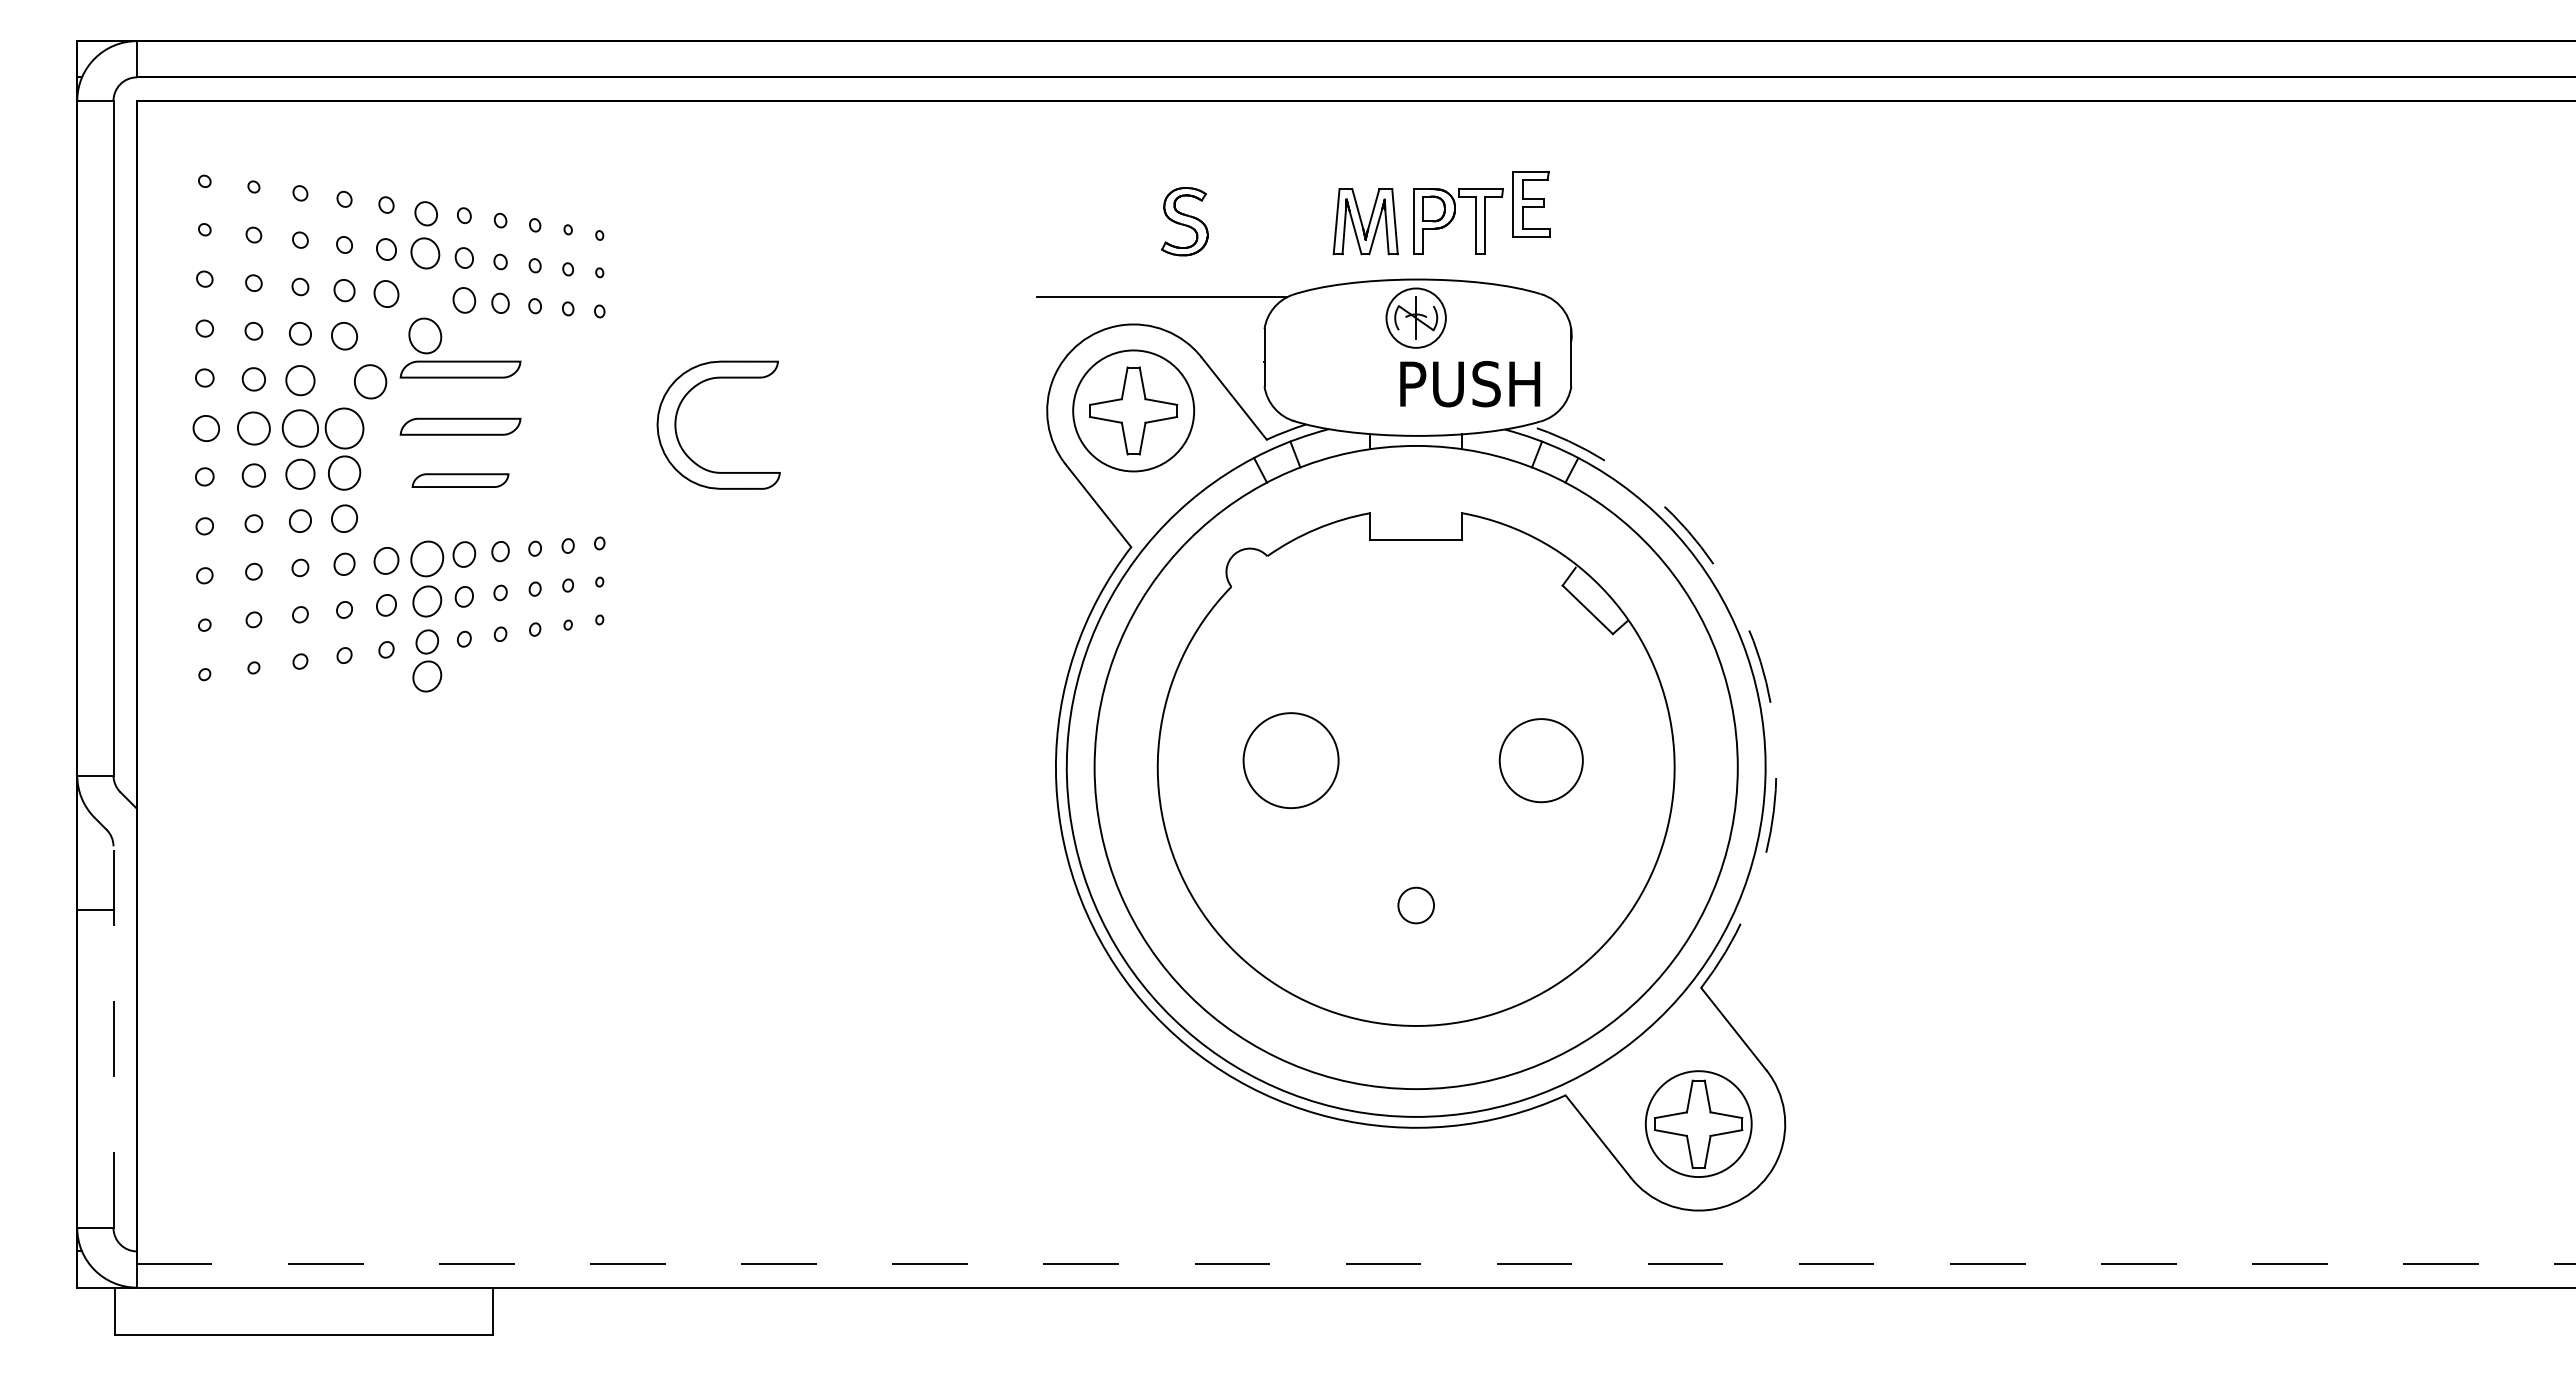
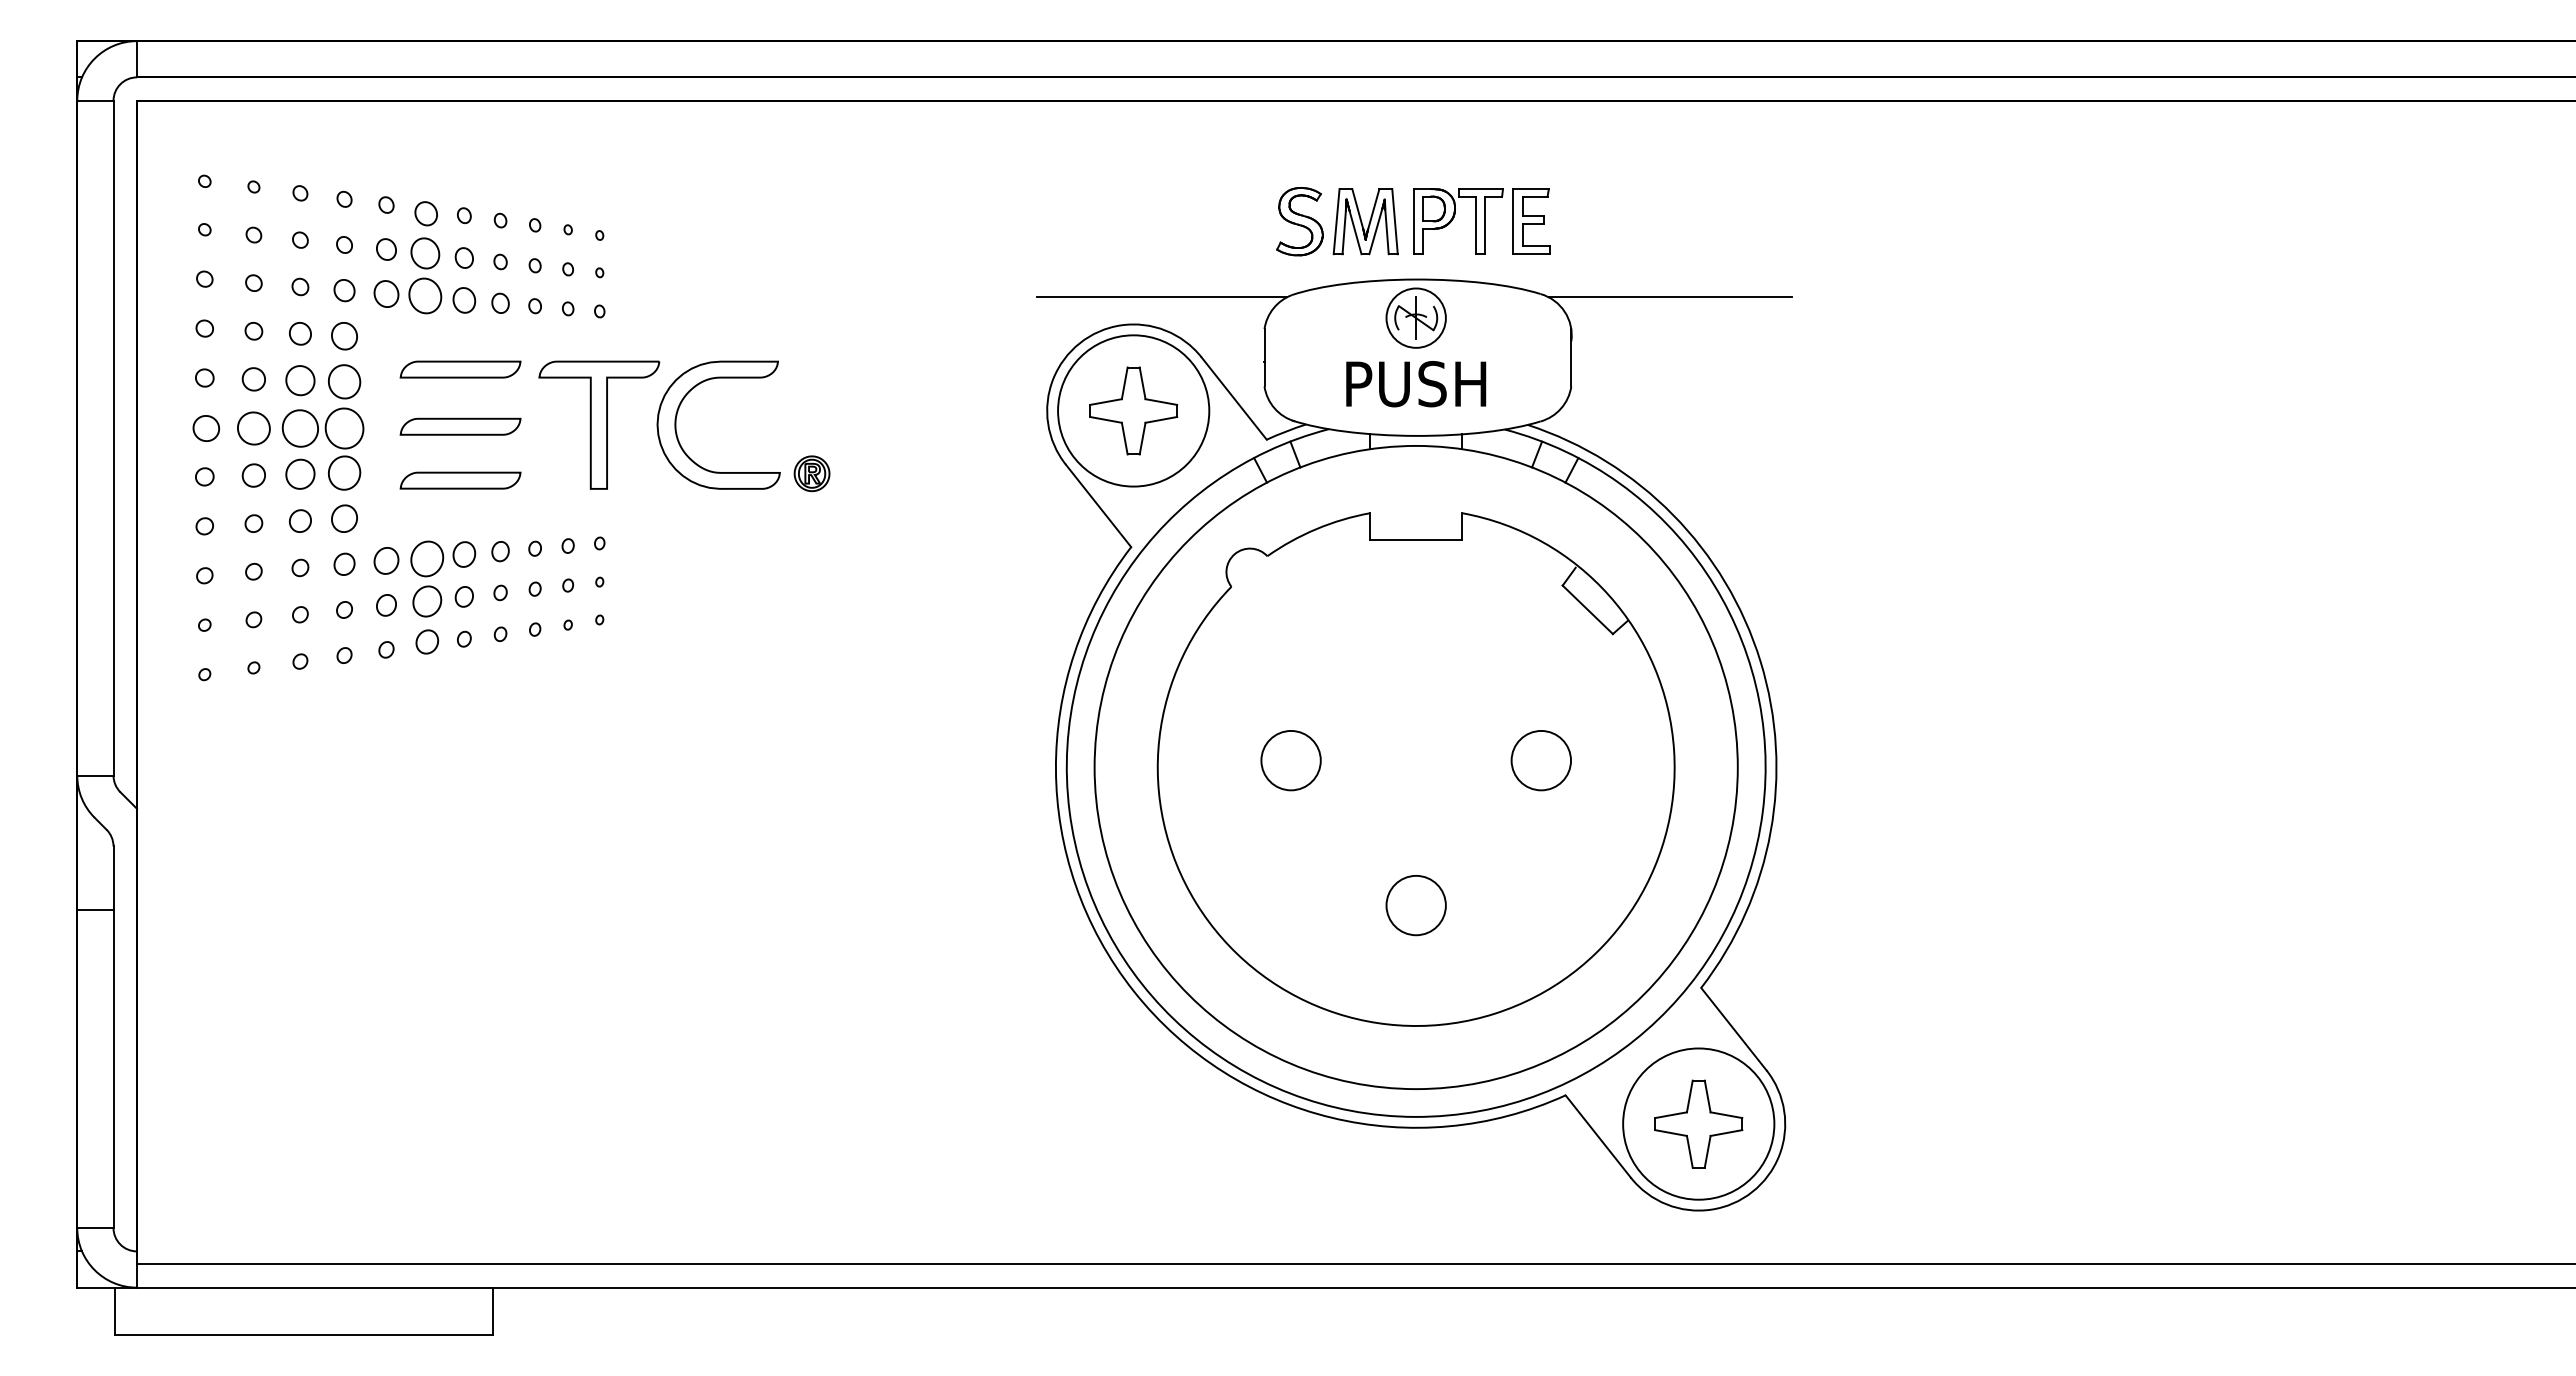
part position: (1531, 204) -> (1531, 221) (1531, 221)
part position: (1184, 221) -> (1299, 221) (1299, 221)
line: none -> present (1670, 297)
part position: (425, 335) -> (425, 295) (425, 295)
part position: (370, 381) -> (344, 381) (344, 381)
text position: (1470, 384) -> (1416, 384) (1416, 384)
circle diameter: 121 px -> 151 px (1133, 410)
part: none -> present (599, 424)
part: none -> present (811, 473)
part size: 99x15 px -> 123x19 px (460, 480)
arc: dashed -> solid (1760, 661)
part: present -> none (427, 676)
circle diameter: 95 px -> 59 px (1290, 760)
circle diameter: 83 px -> 59 px (1541, 760)
circle diameter: 36 px -> 59 px (1415, 905)
line: dashed -> solid (113, 1037)
circle diameter: 106 px -> 151 px (1698, 1123)
line: dashed -> solid (1356, 1264)
